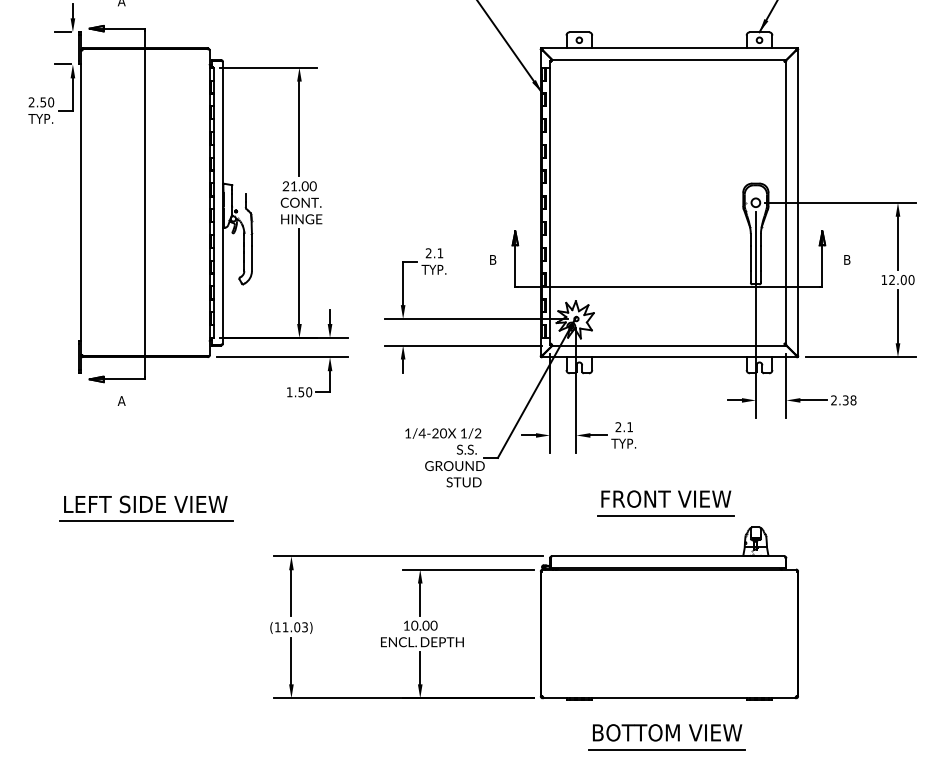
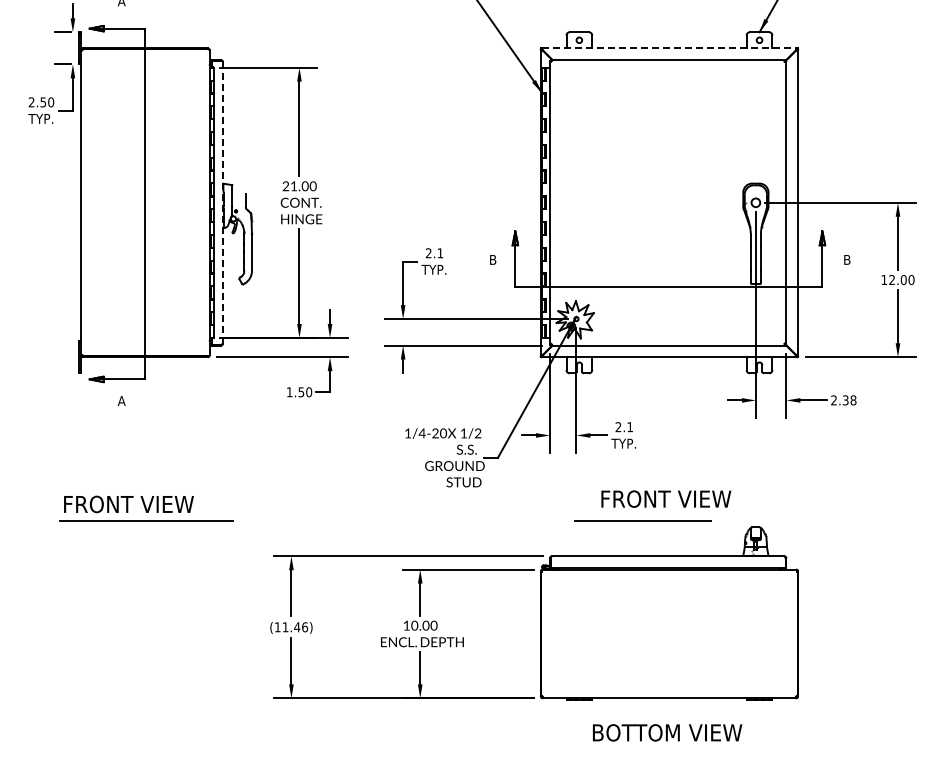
line: solid -> dashed (669, 48)
line: solid -> dashed (222, 202)
text: LEFT SIDE VIEW -> FRONT VIEW (146, 504)
line position: (665, 515) -> (642, 520) (642, 520)
text: (11.03) -> (11.46) (301, 627)
line: present -> none (667, 749)
